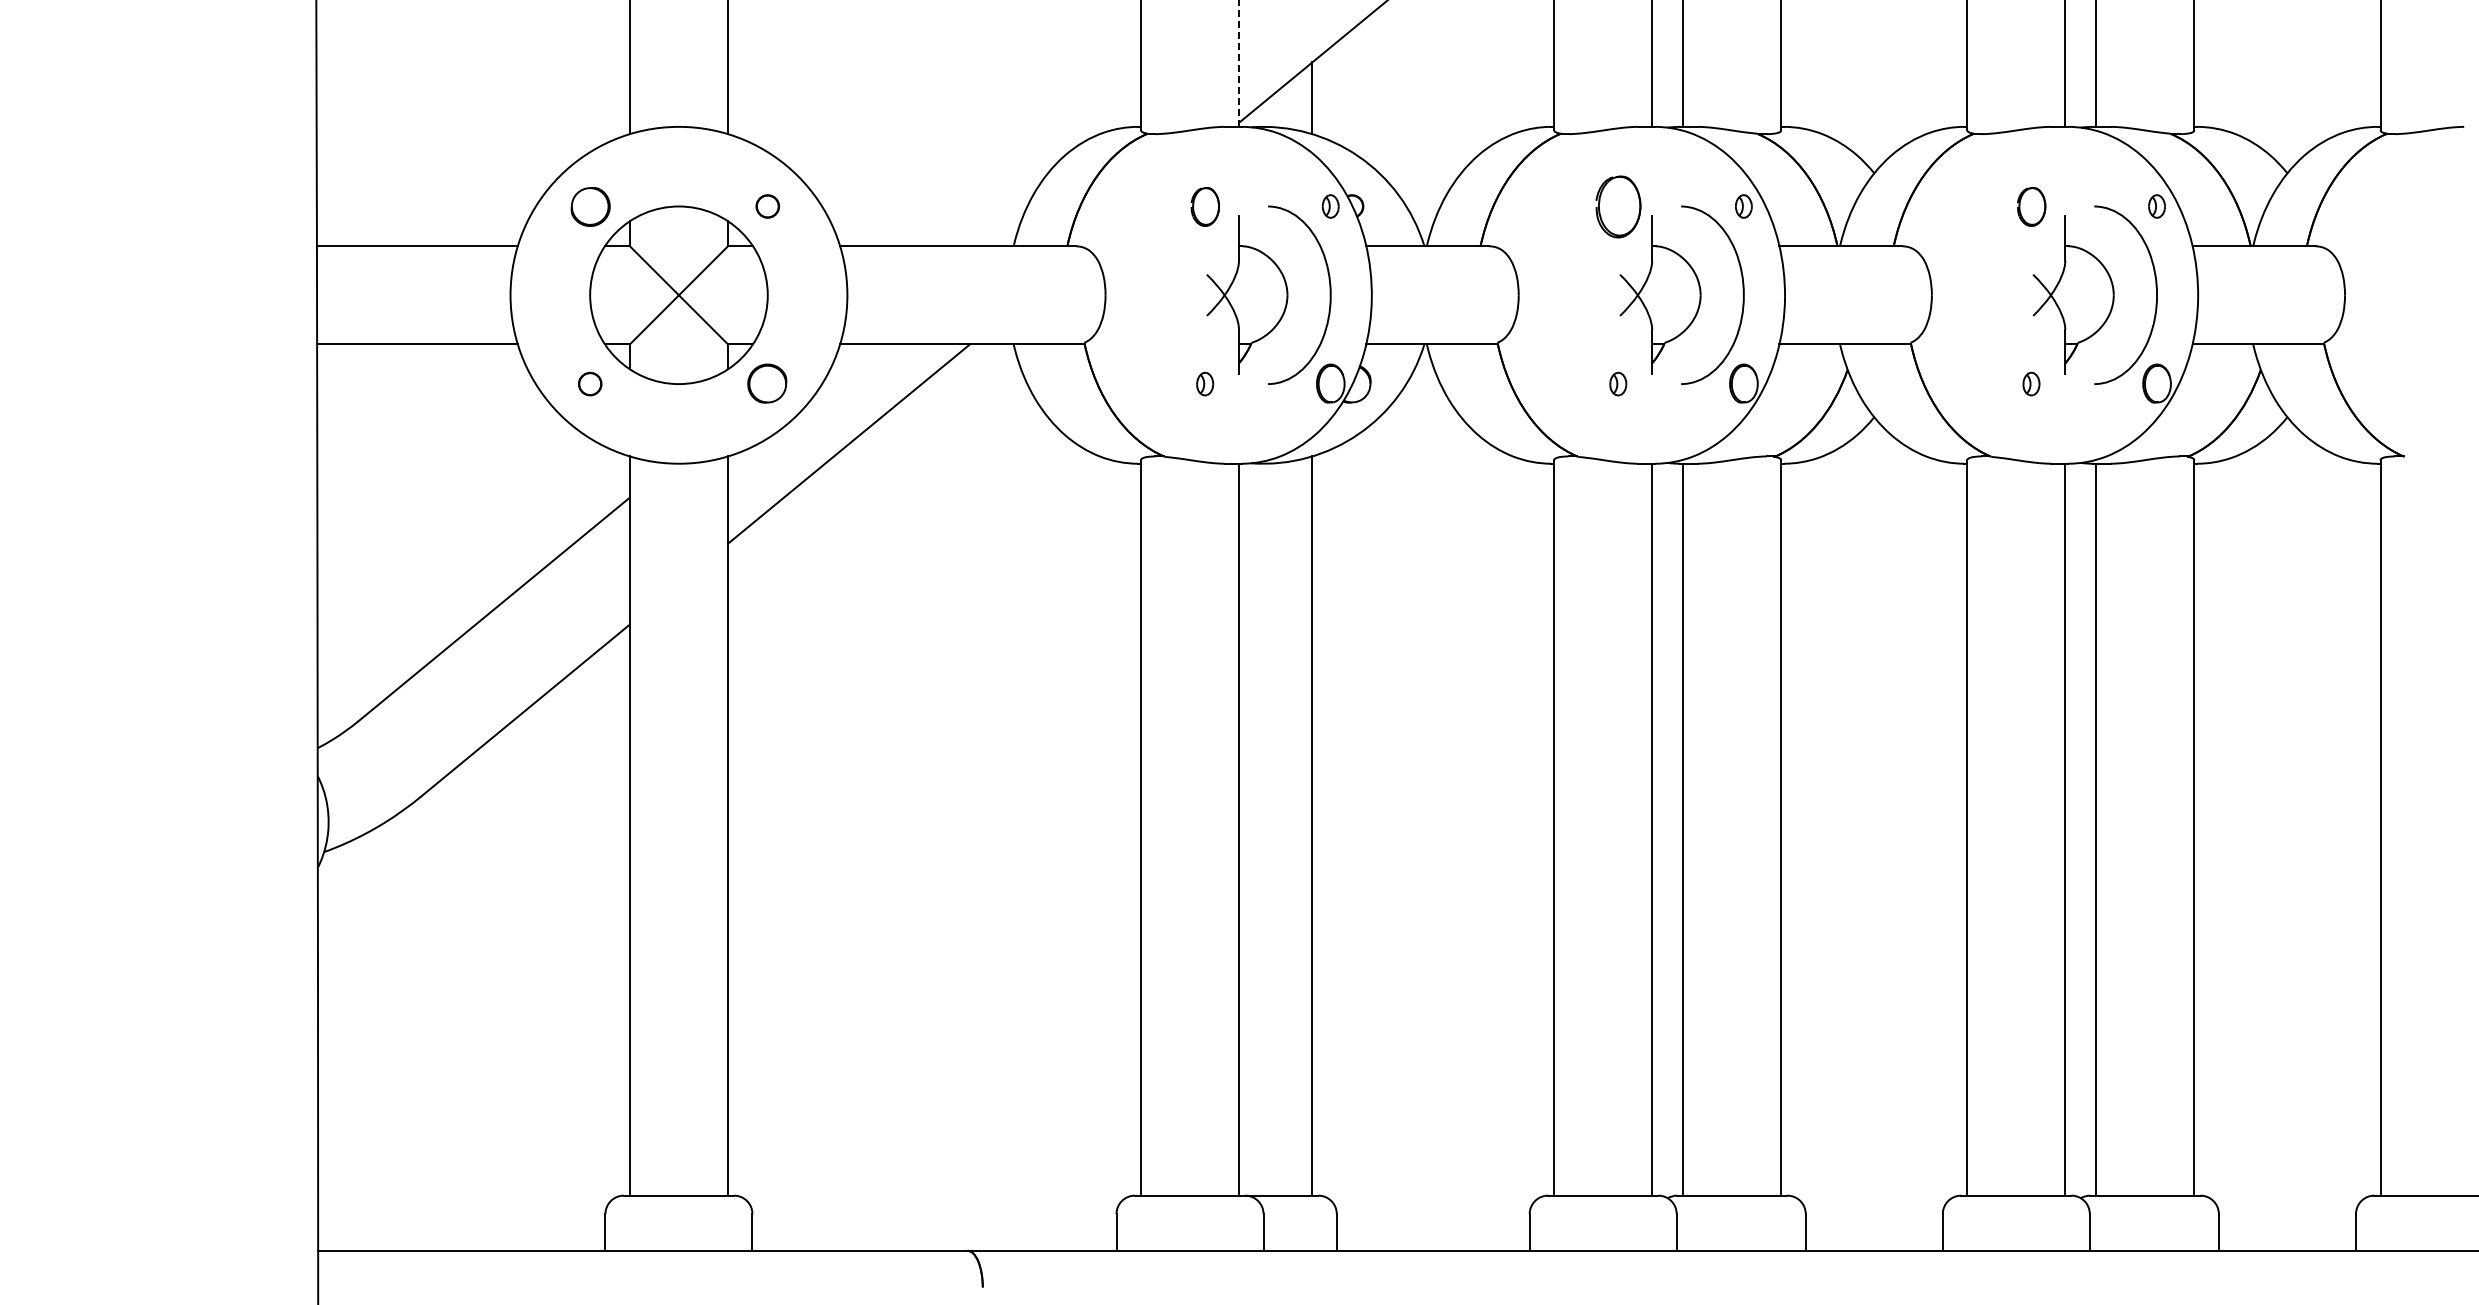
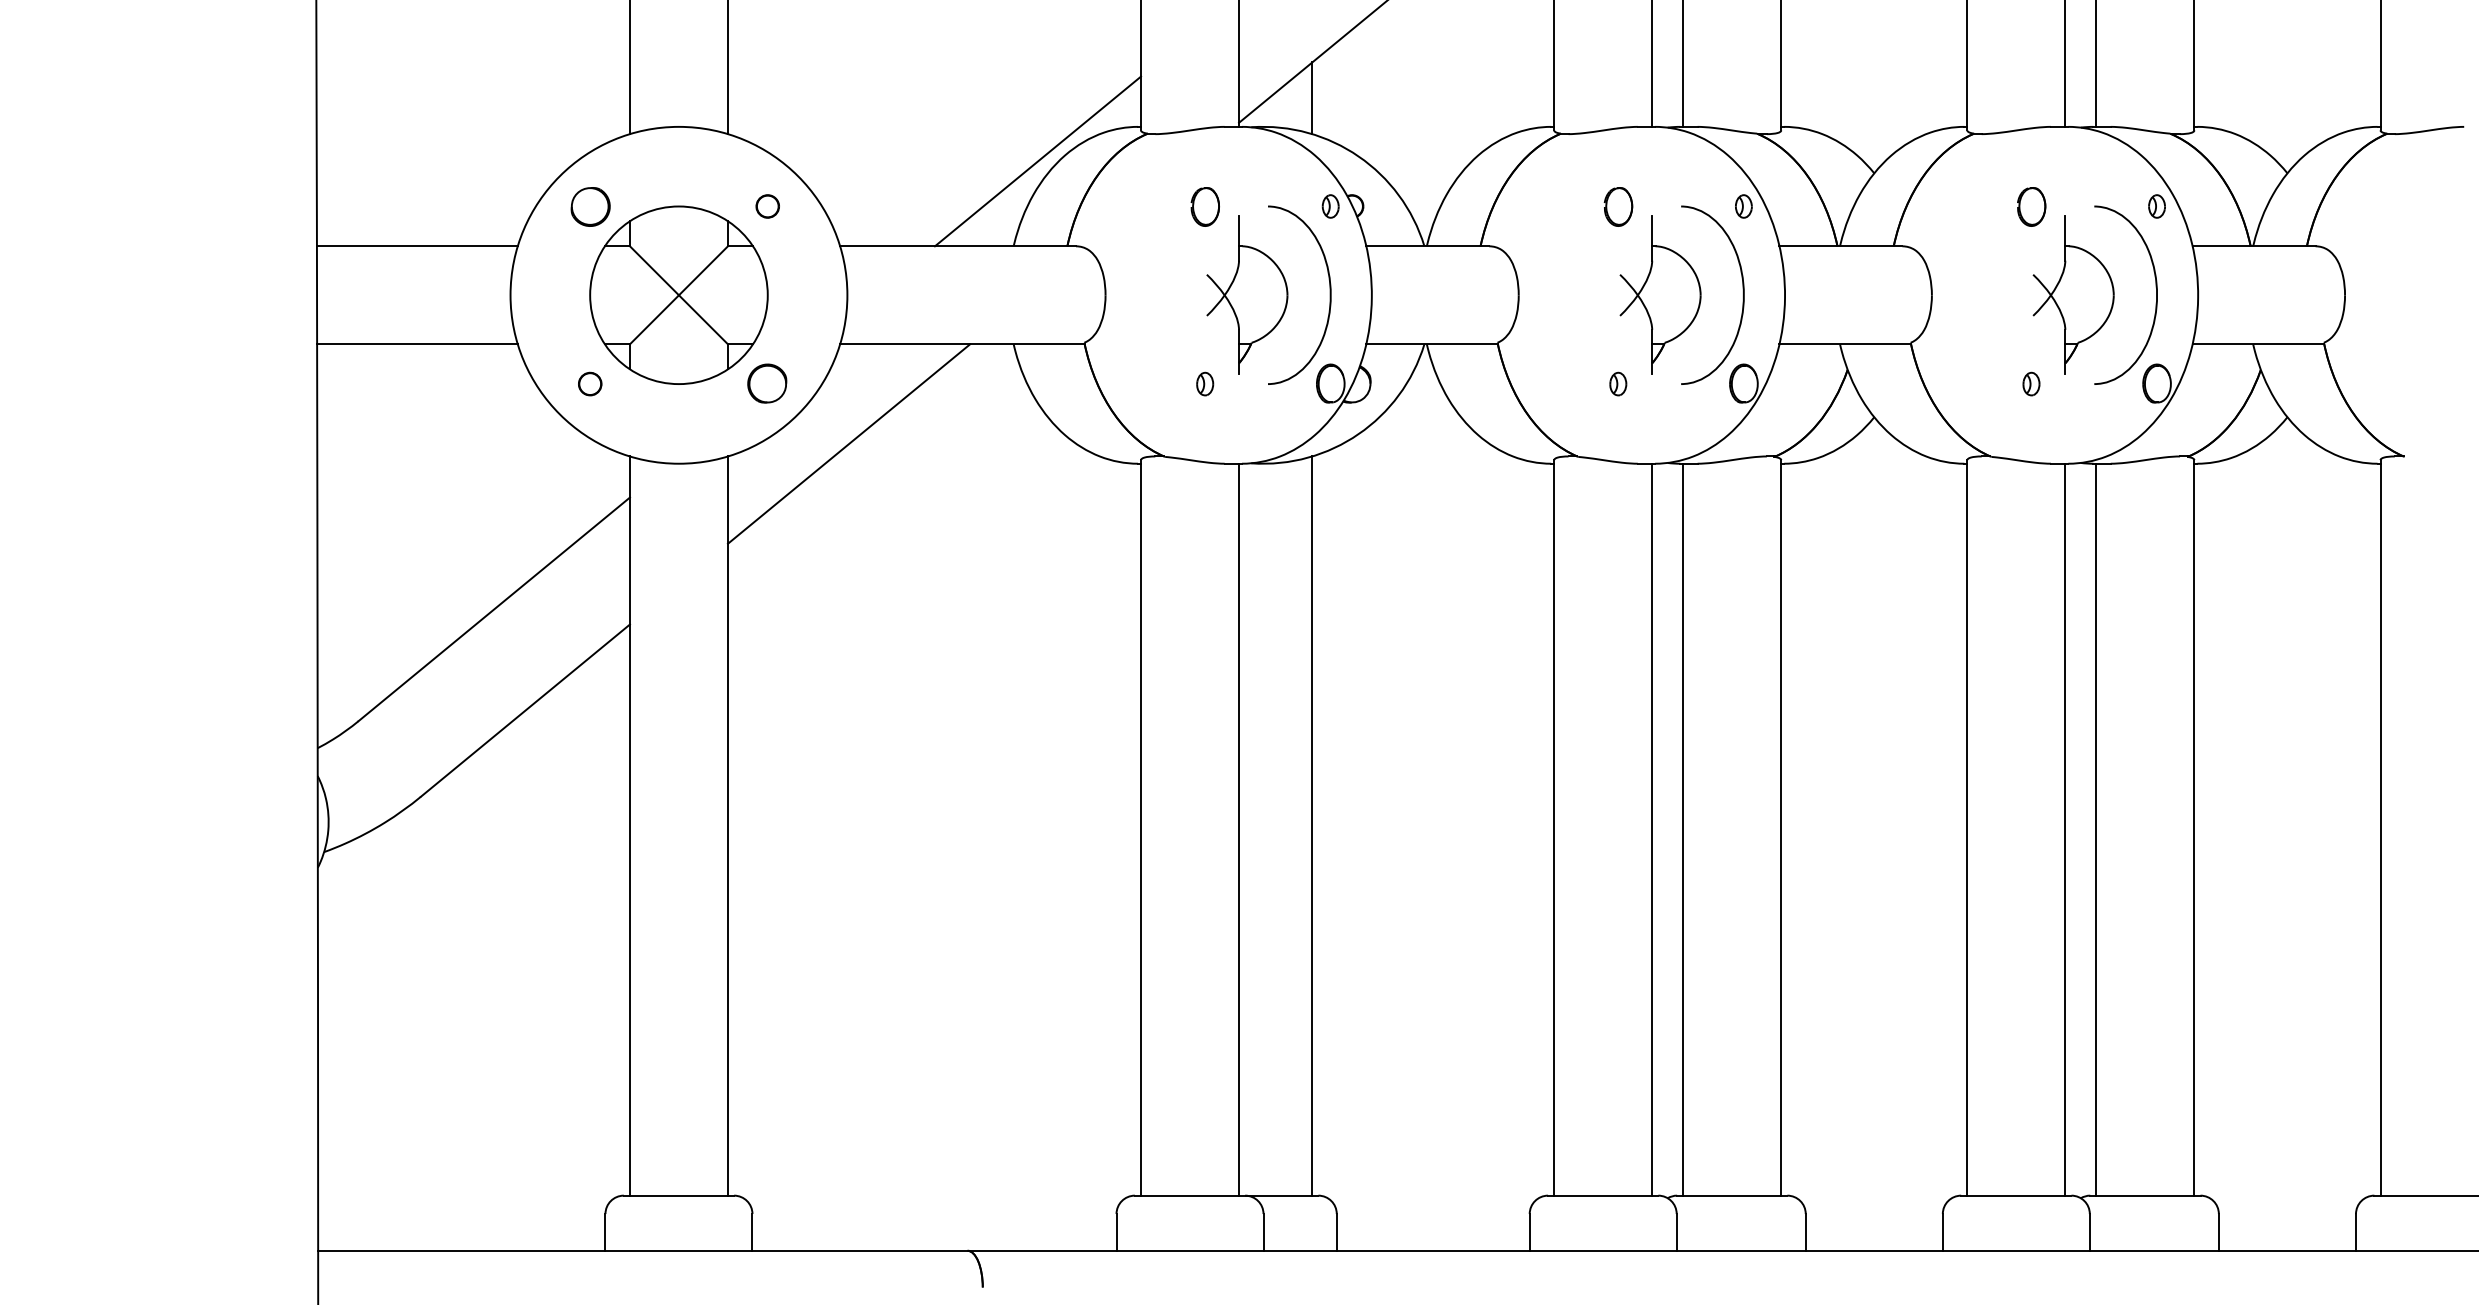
line: dashed -> solid (1239, 63)
line: none -> present (1037, 161)
part size: 47x64 px -> 31x40 px (1618, 206)
